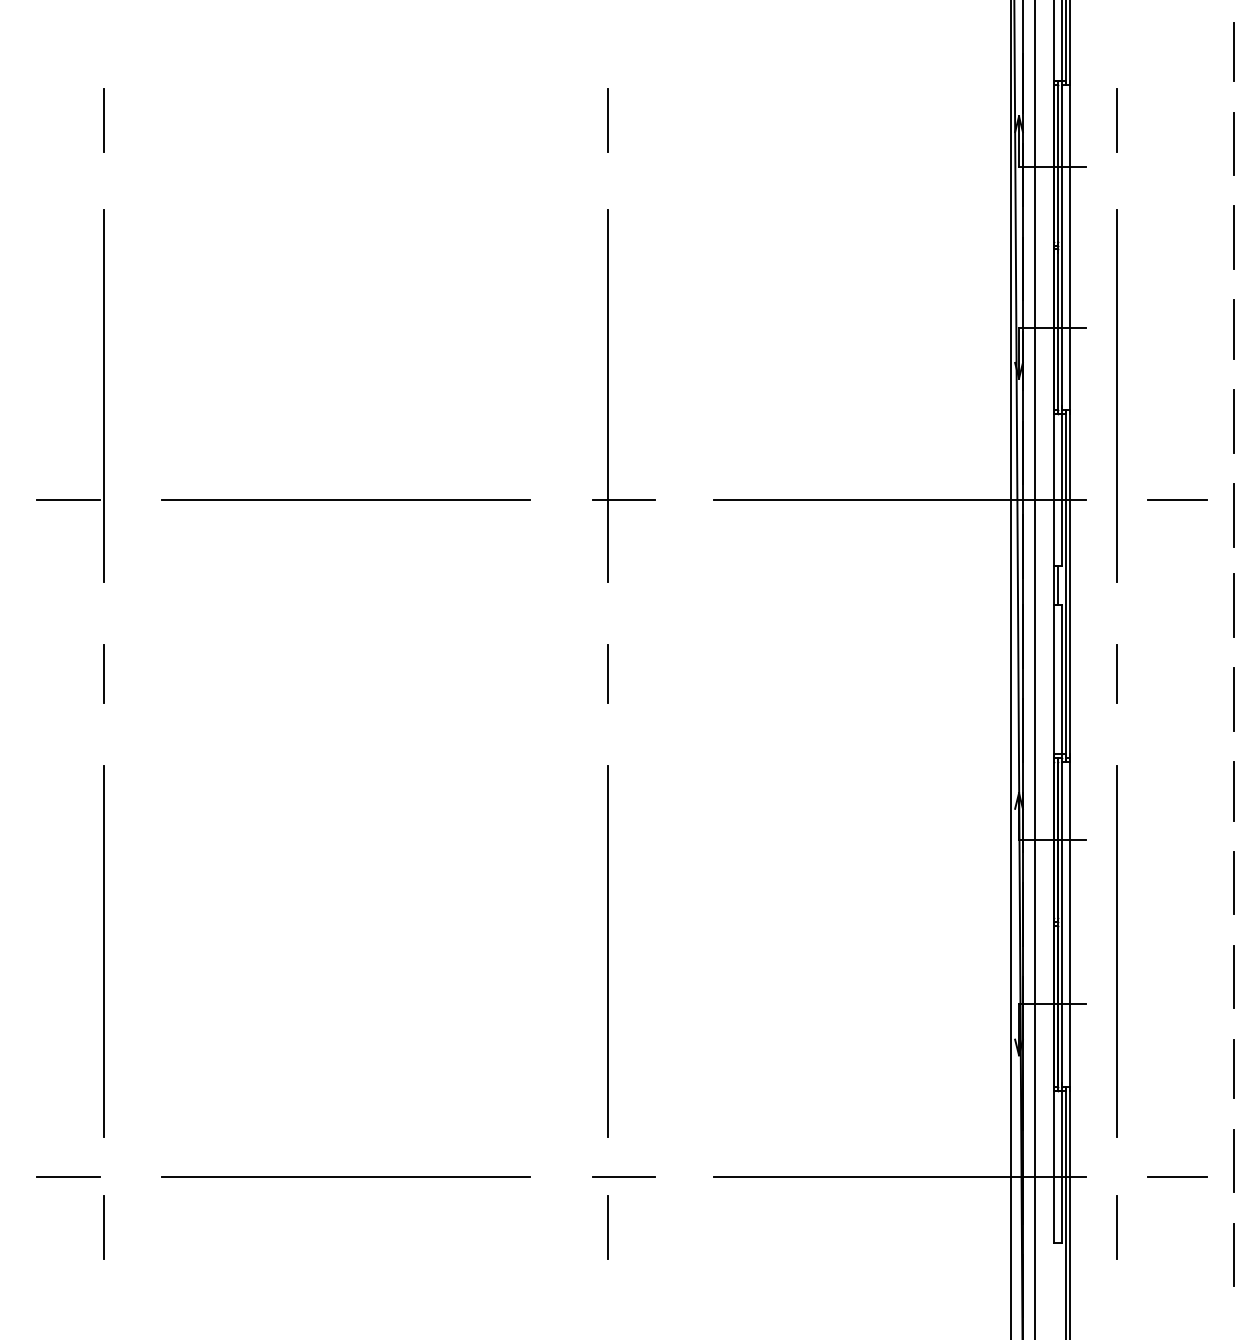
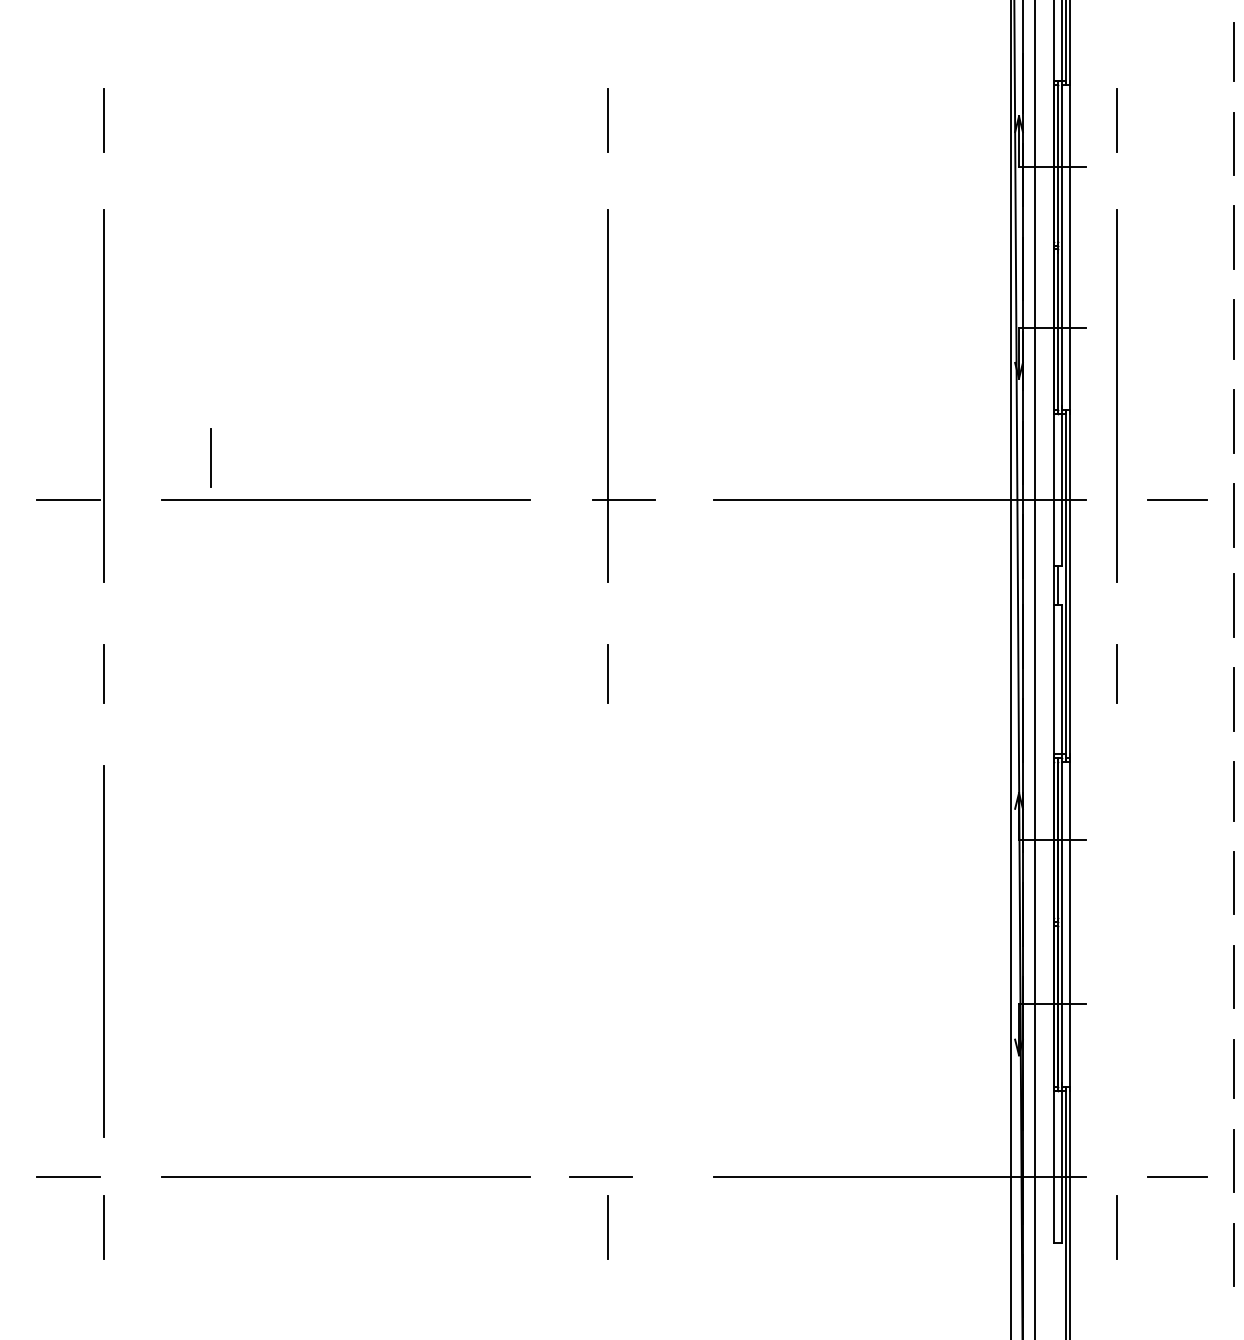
line: none -> present (210, 457)
line: present -> none (608, 951)
line: present -> none (1116, 951)
line position: (623, 1176) -> (600, 1176) (600, 1176)
